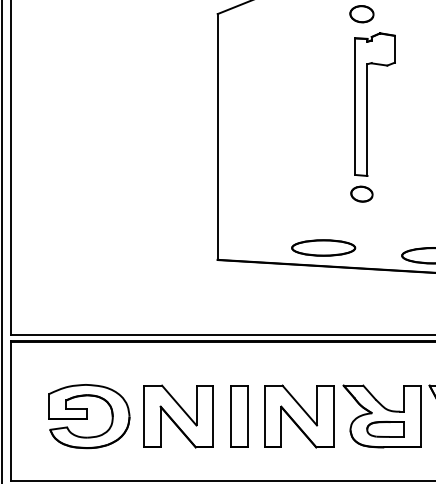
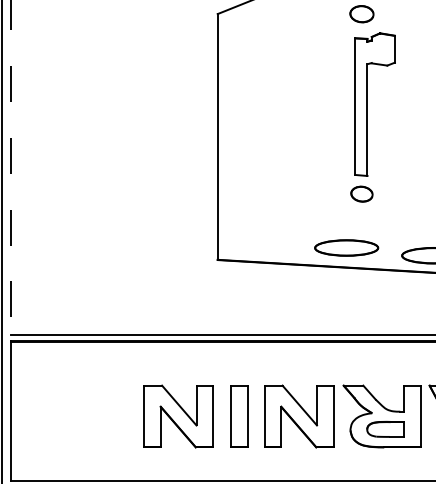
line: solid -> dashed (10, 168)
part position: (323, 247) -> (346, 247) (346, 247)
part: present -> none (89, 416)
